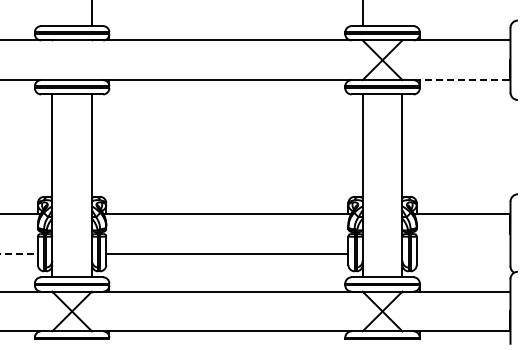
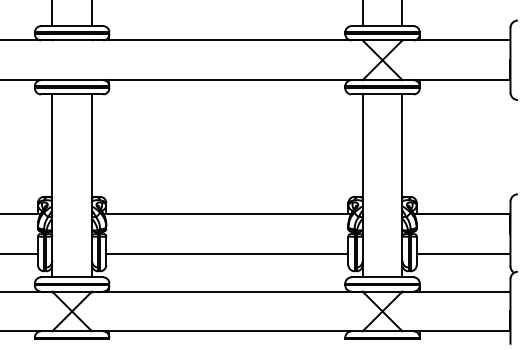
line: none -> present (52, 14)
line: none -> present (402, 14)
line: dashed -> solid (462, 80)
line: dashed -> solid (19, 253)
line: none -> present (463, 253)
